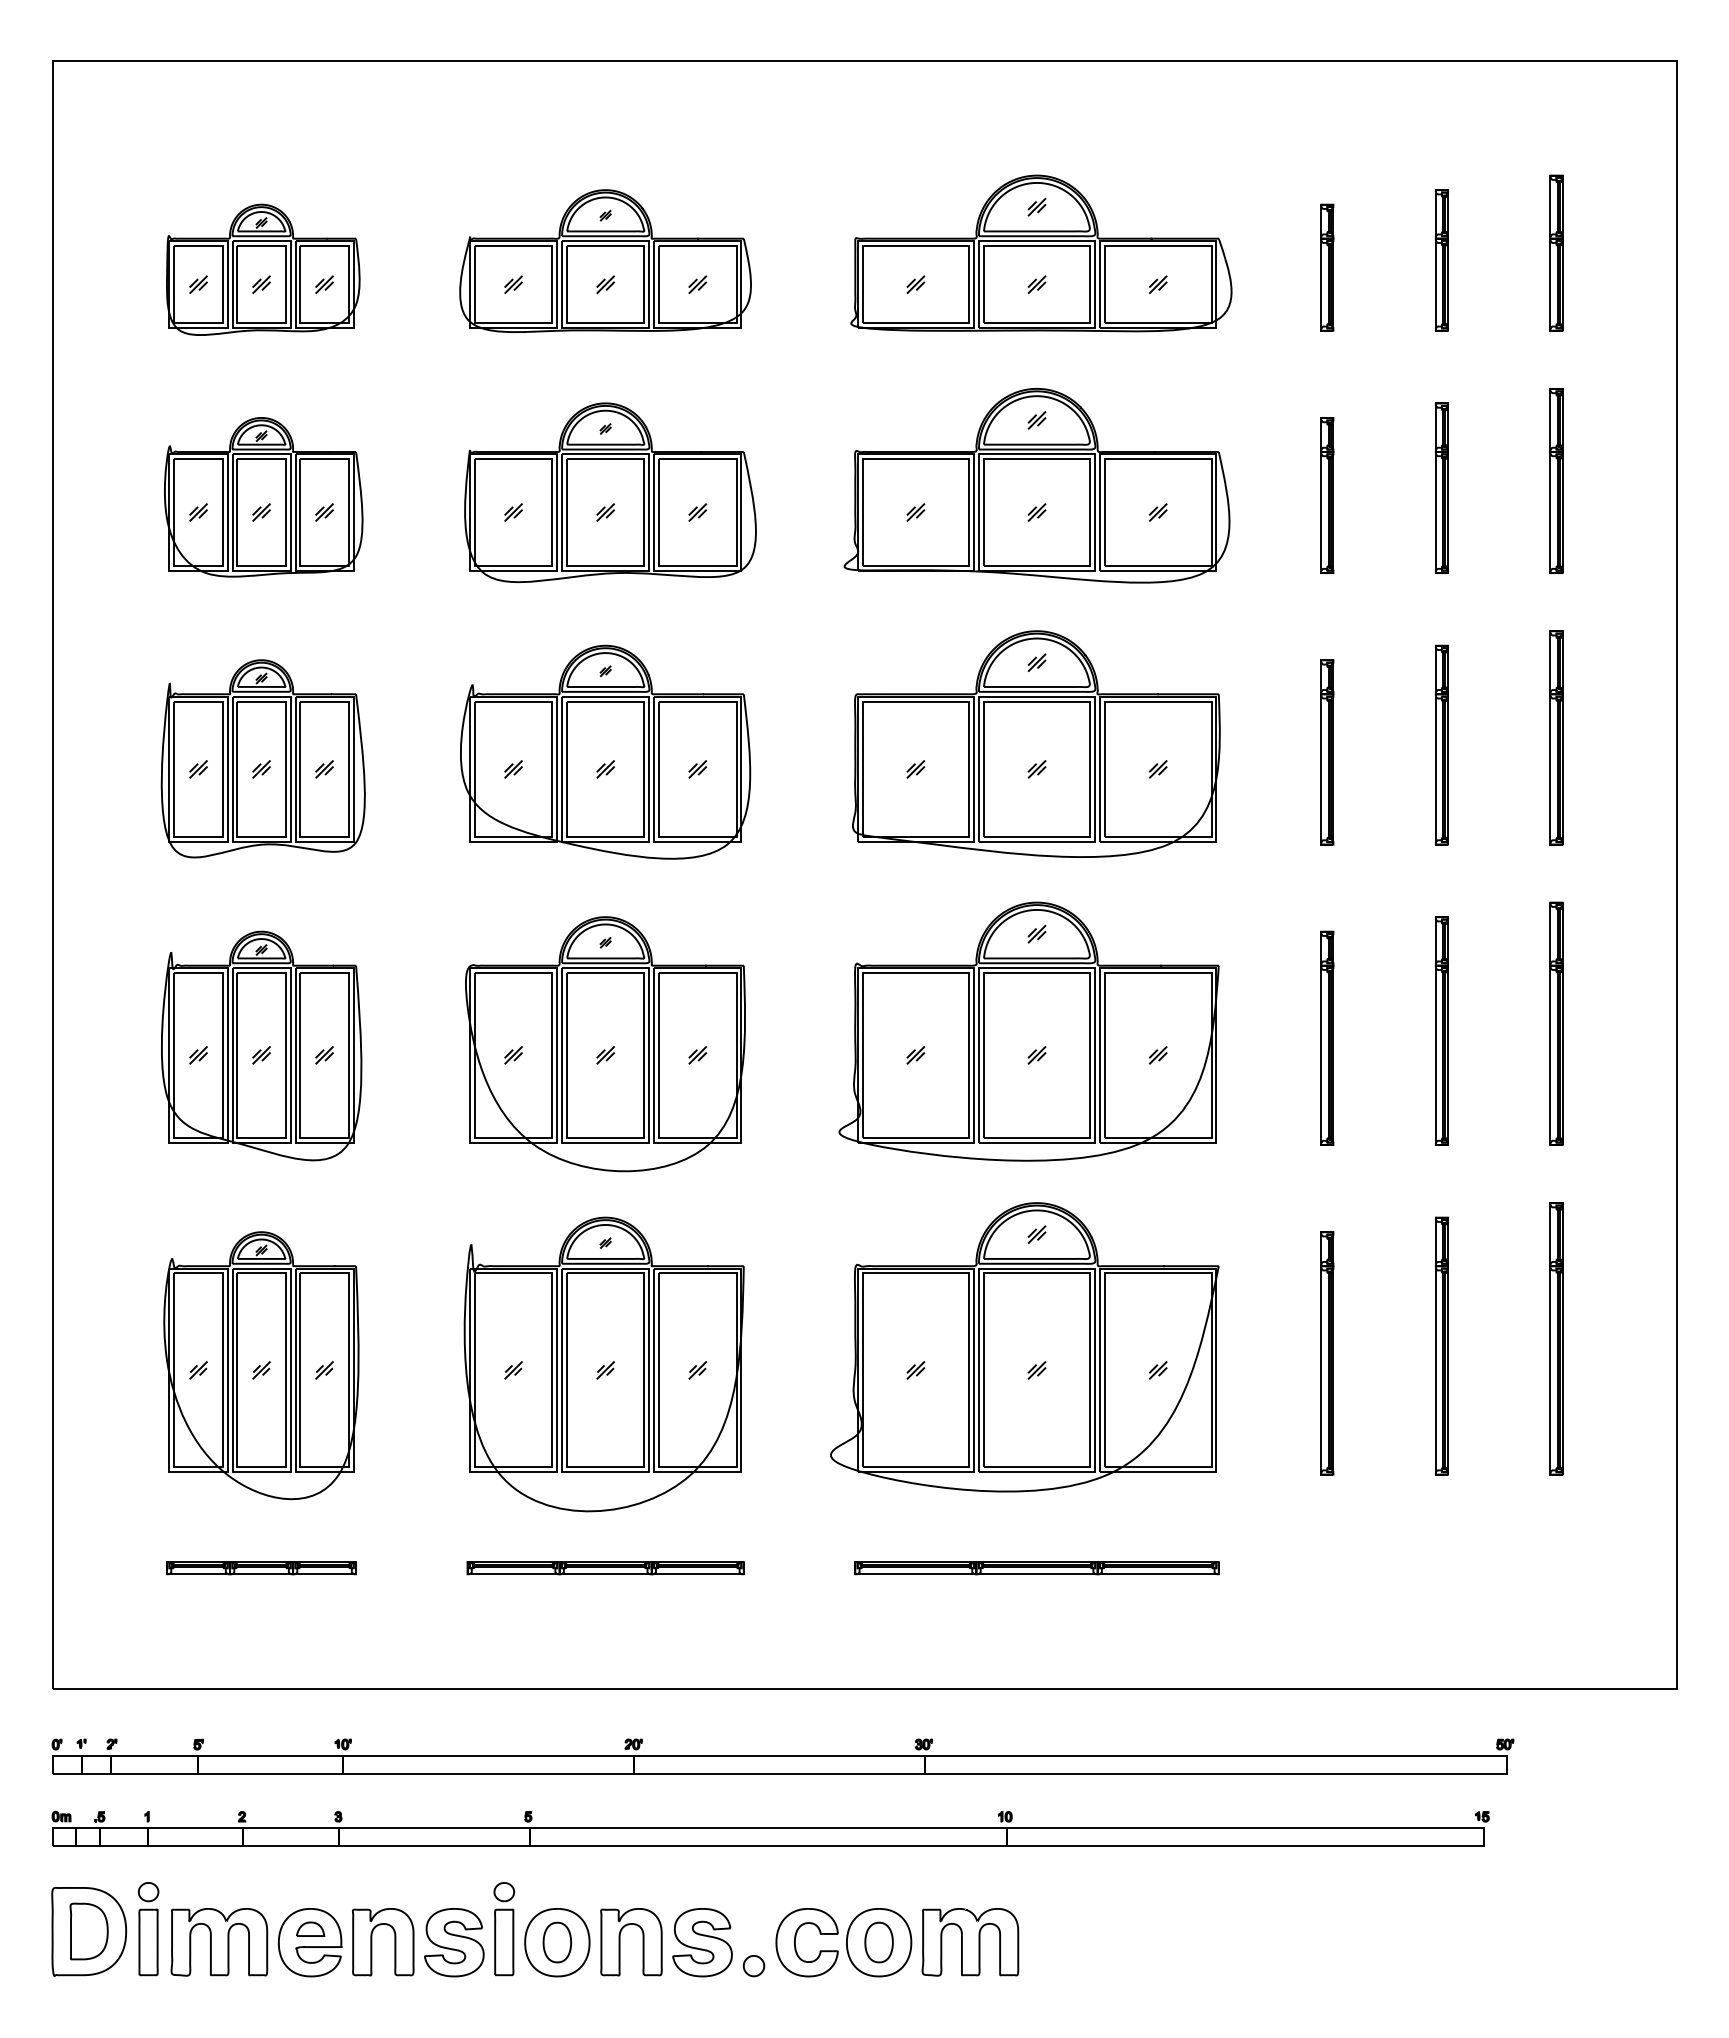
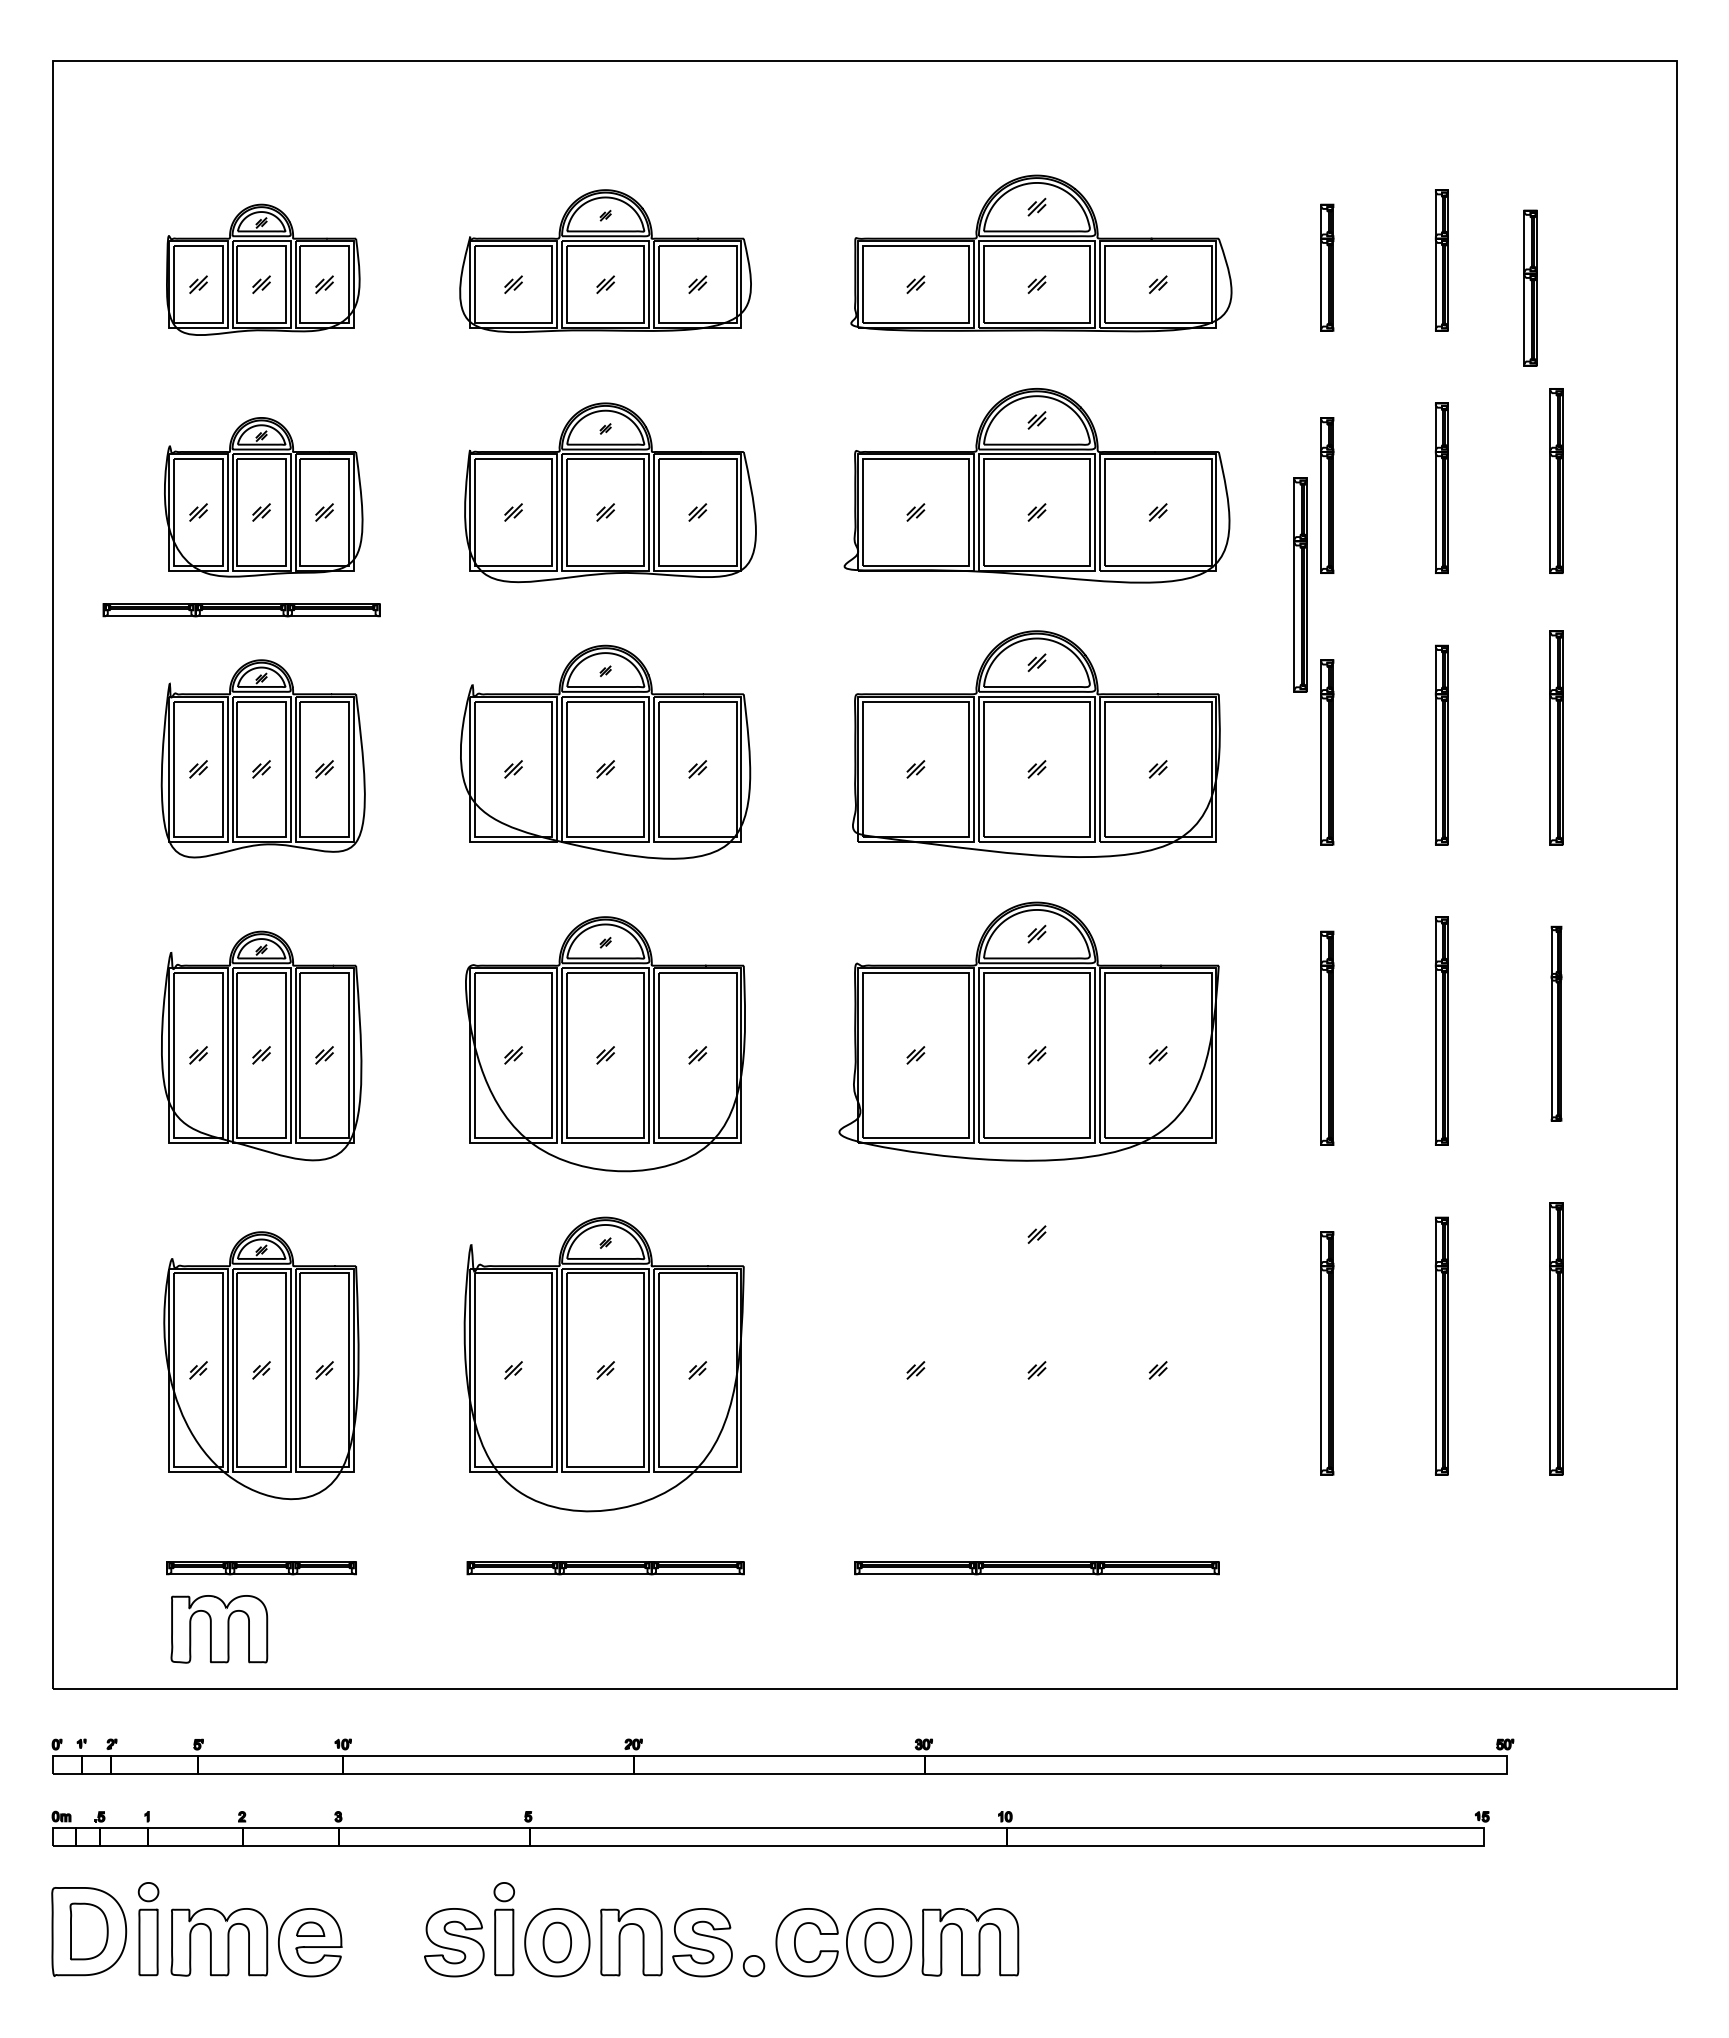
part position: (1556, 252) -> (1530, 287) (1530, 287)
part: none -> present (1300, 584)
part: none -> present (241, 610)
part size: 15x245 px -> 13x197 px (1556, 1023)
part: present -> none (1024, 1347)
part: none -> present (219, 1629)
part: present -> none (372, 1942)
